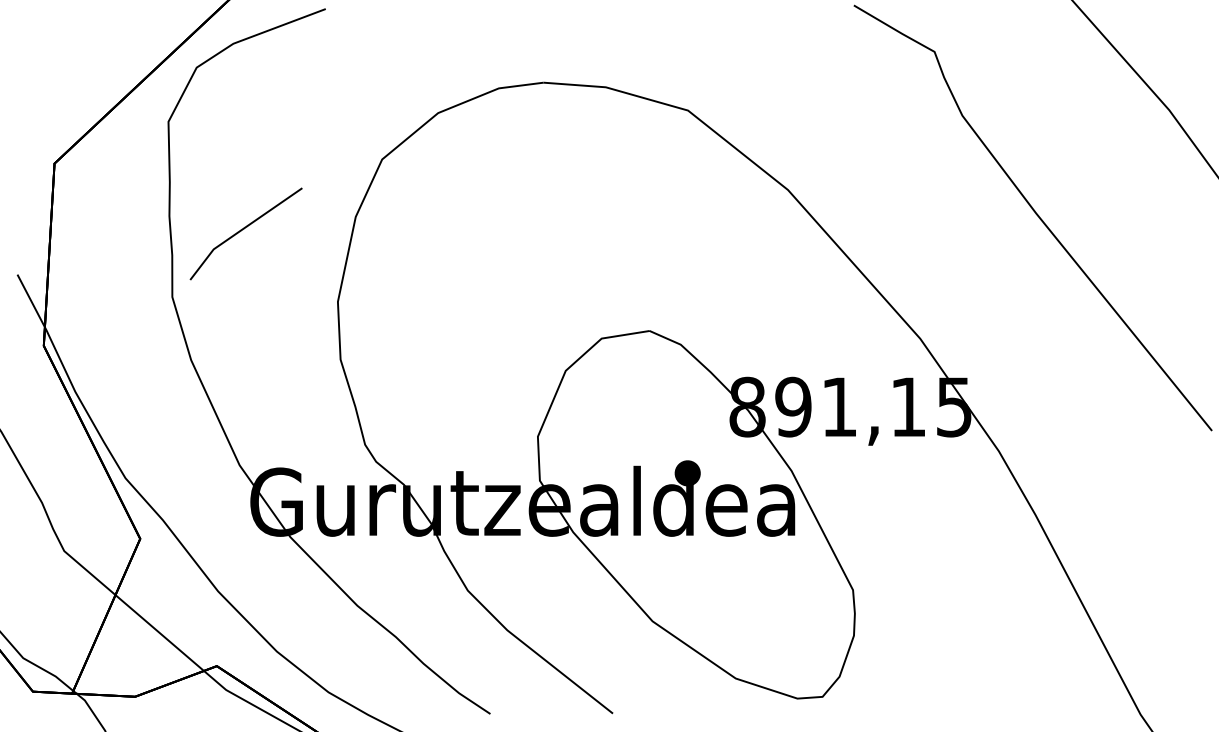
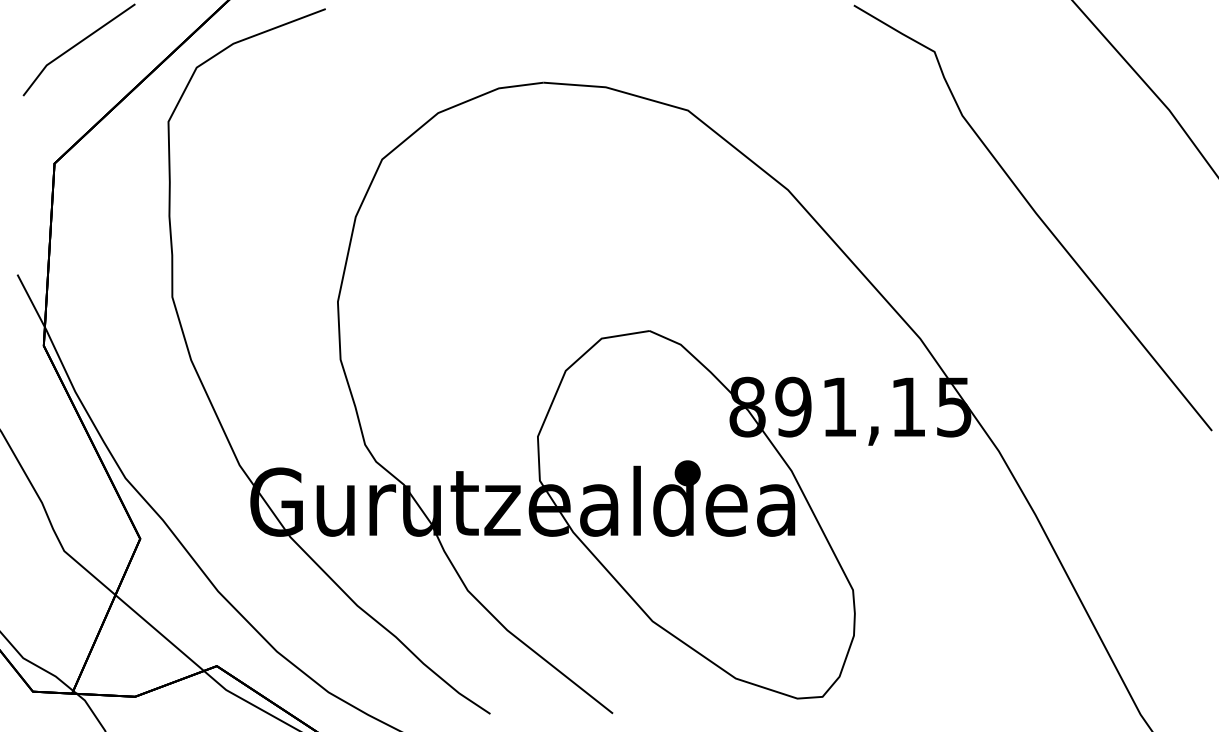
line position: (244, 229) -> (77, 45) (77, 45)
